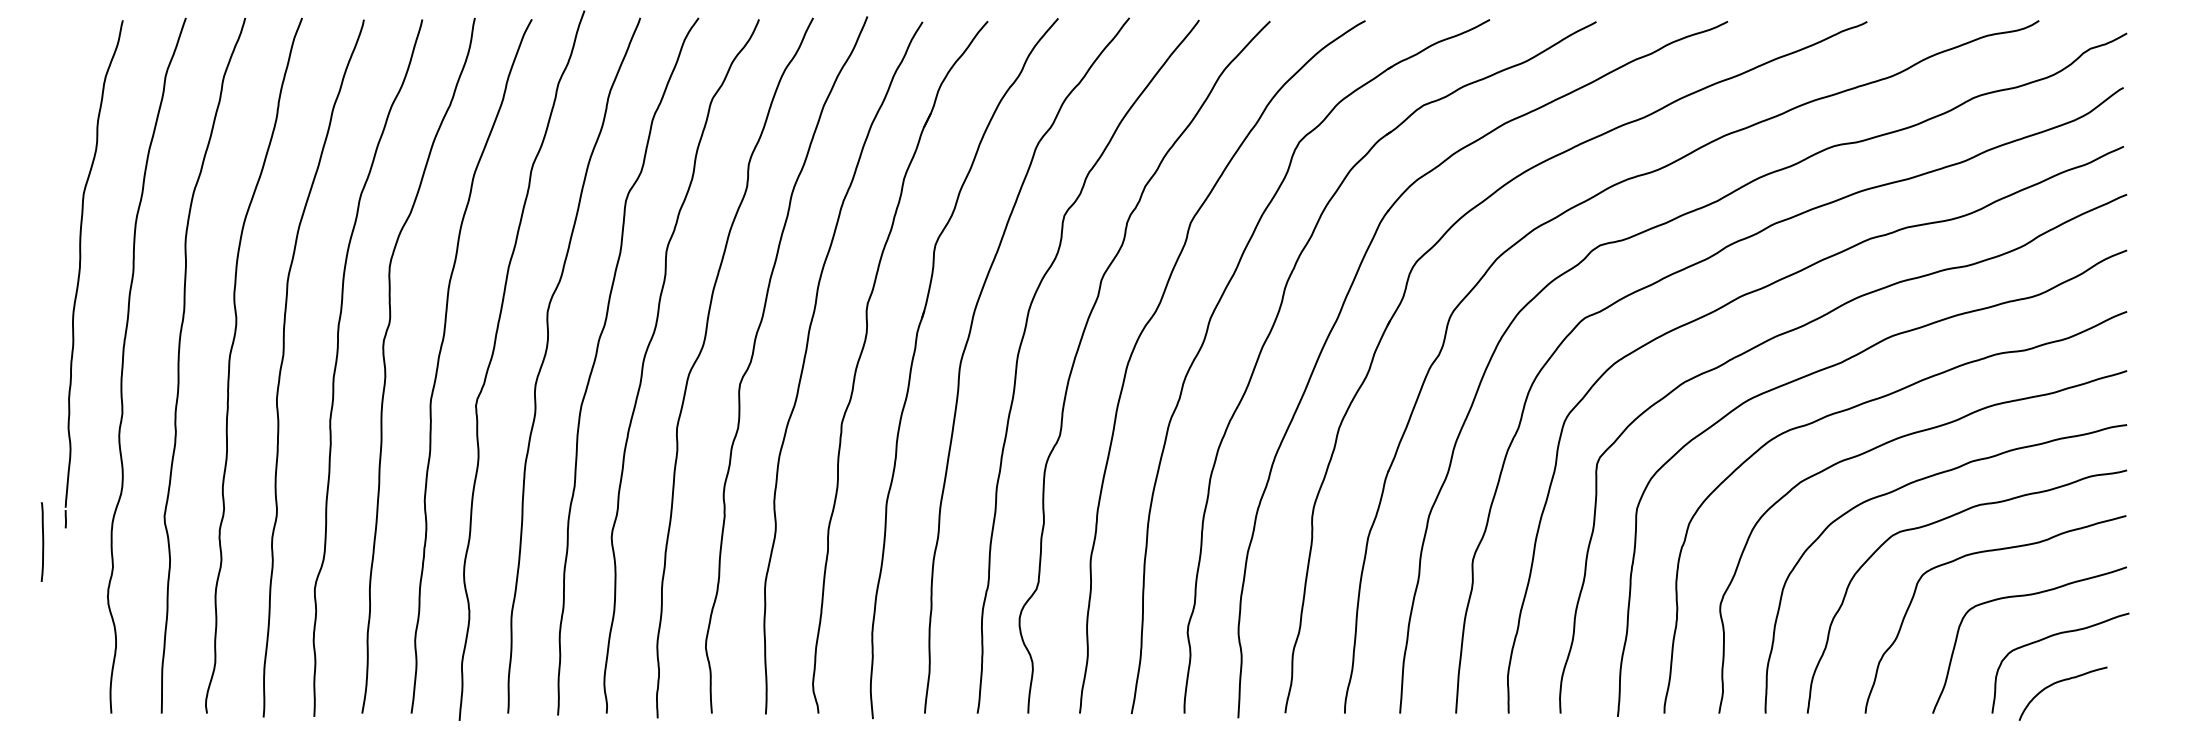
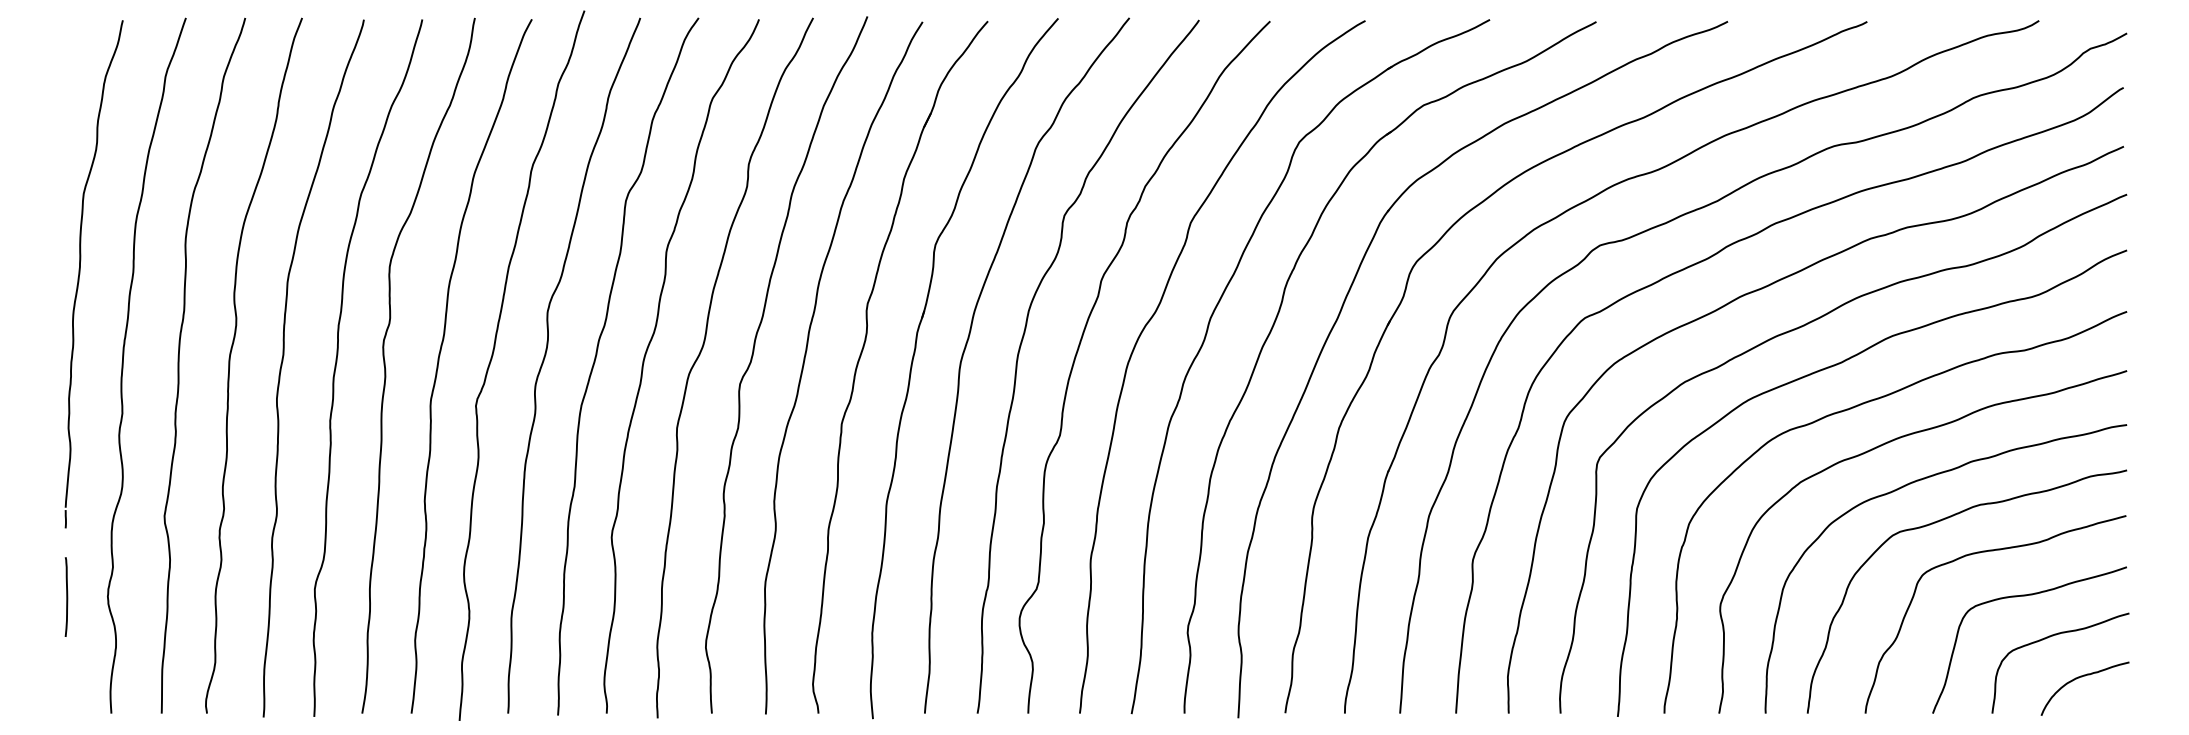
curve position: (42, 541) -> (66, 596) (66, 596)
curve position: (2060, 682) -> (2082, 677) (2082, 677)
